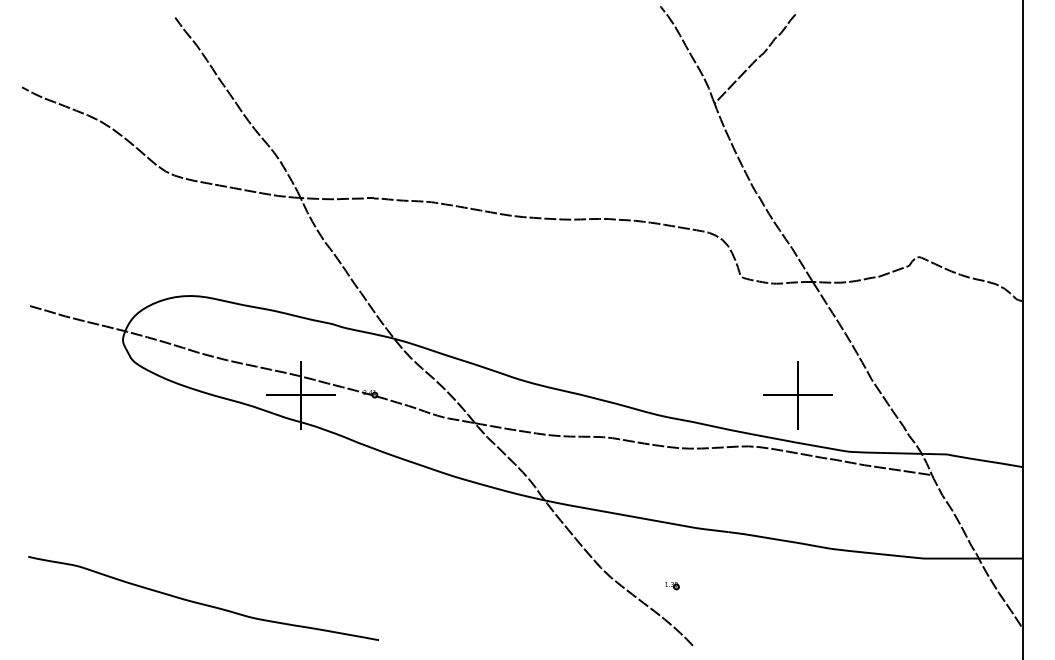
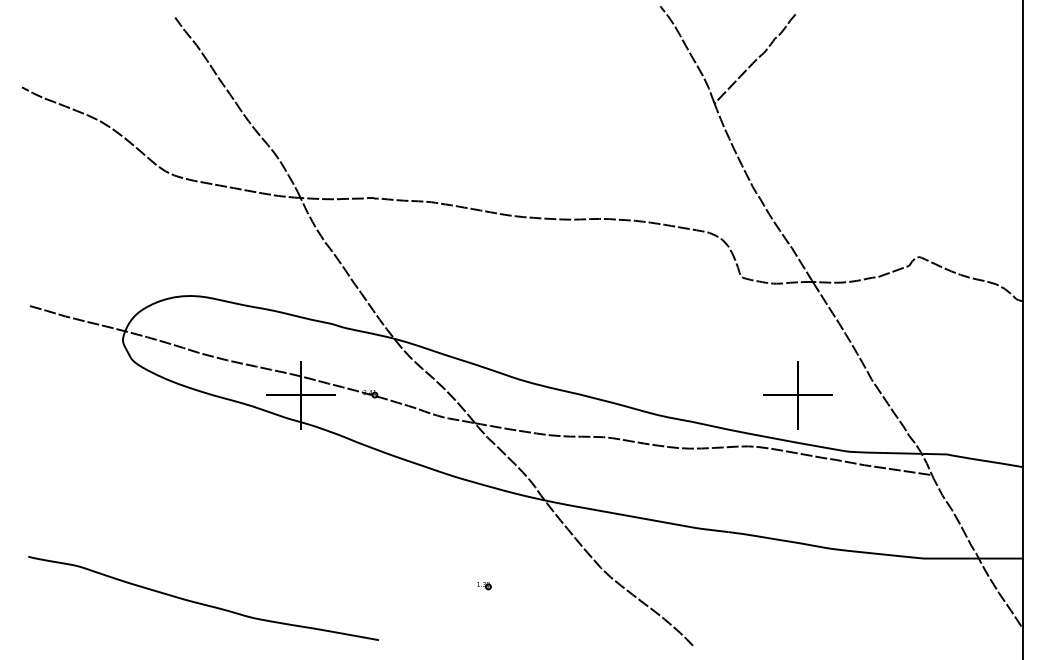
part position: (672, 586) -> (484, 586) (484, 586)
